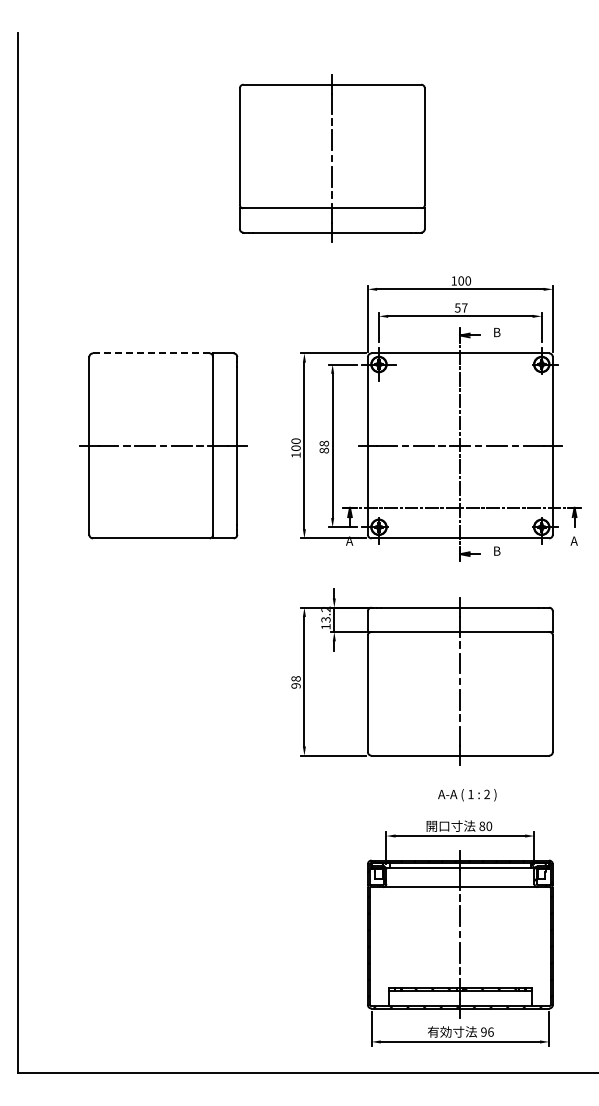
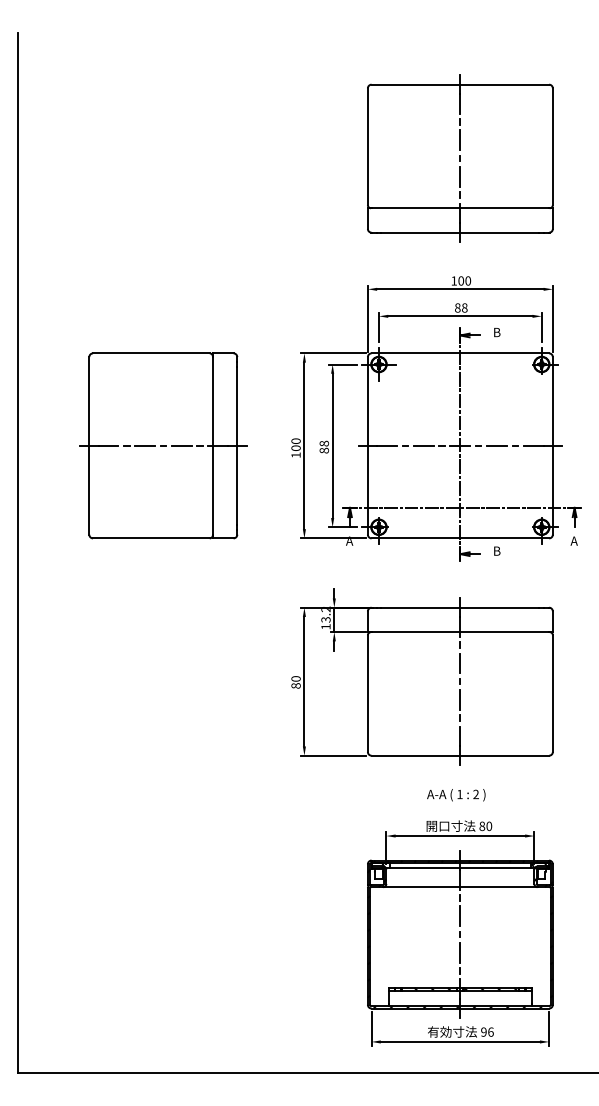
part position: (332, 158) -> (460, 158) (460, 158)
text: 57 -> 88 (460, 307)
line: dashed -> solid (150, 353)
text: 98 -> 80 (295, 682)
text position: (467, 795) -> (456, 795) (456, 795)
